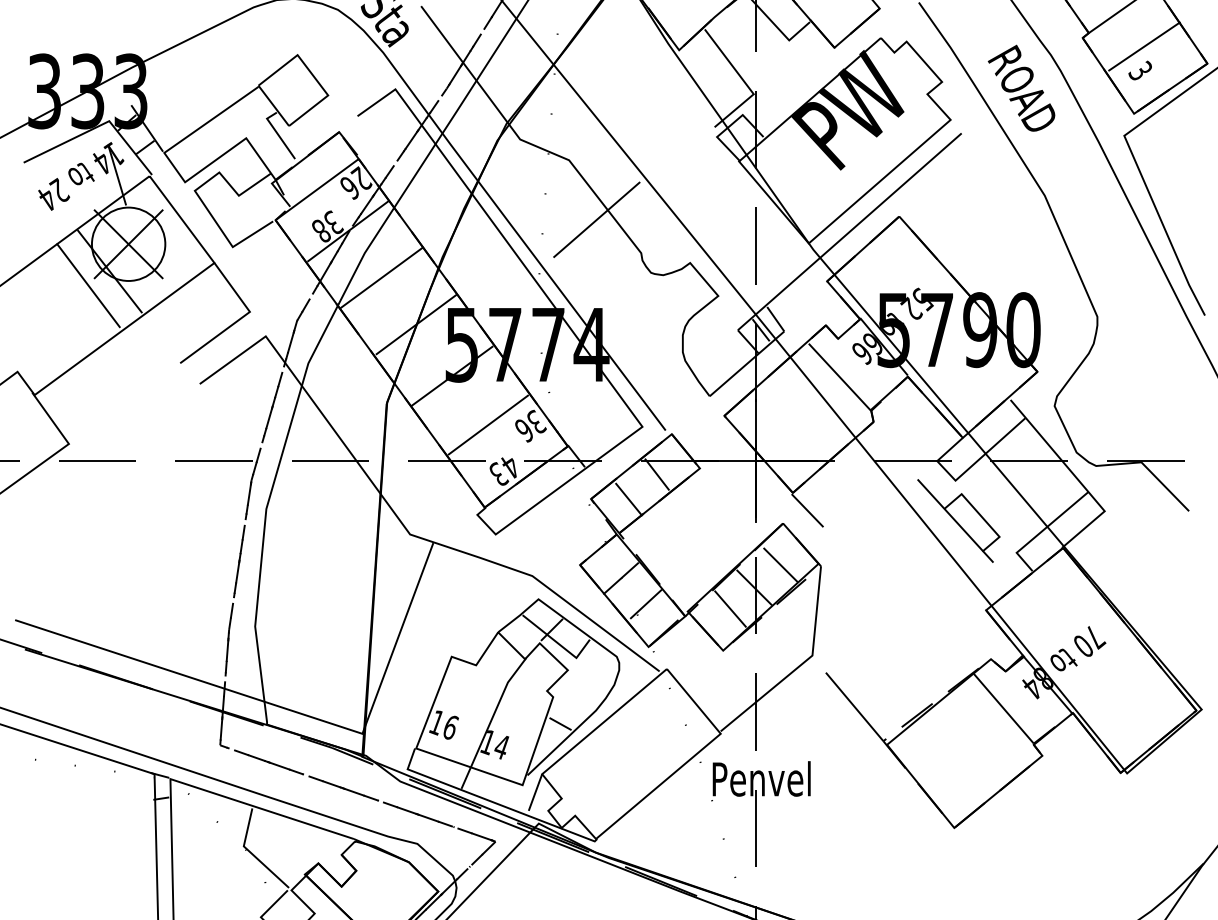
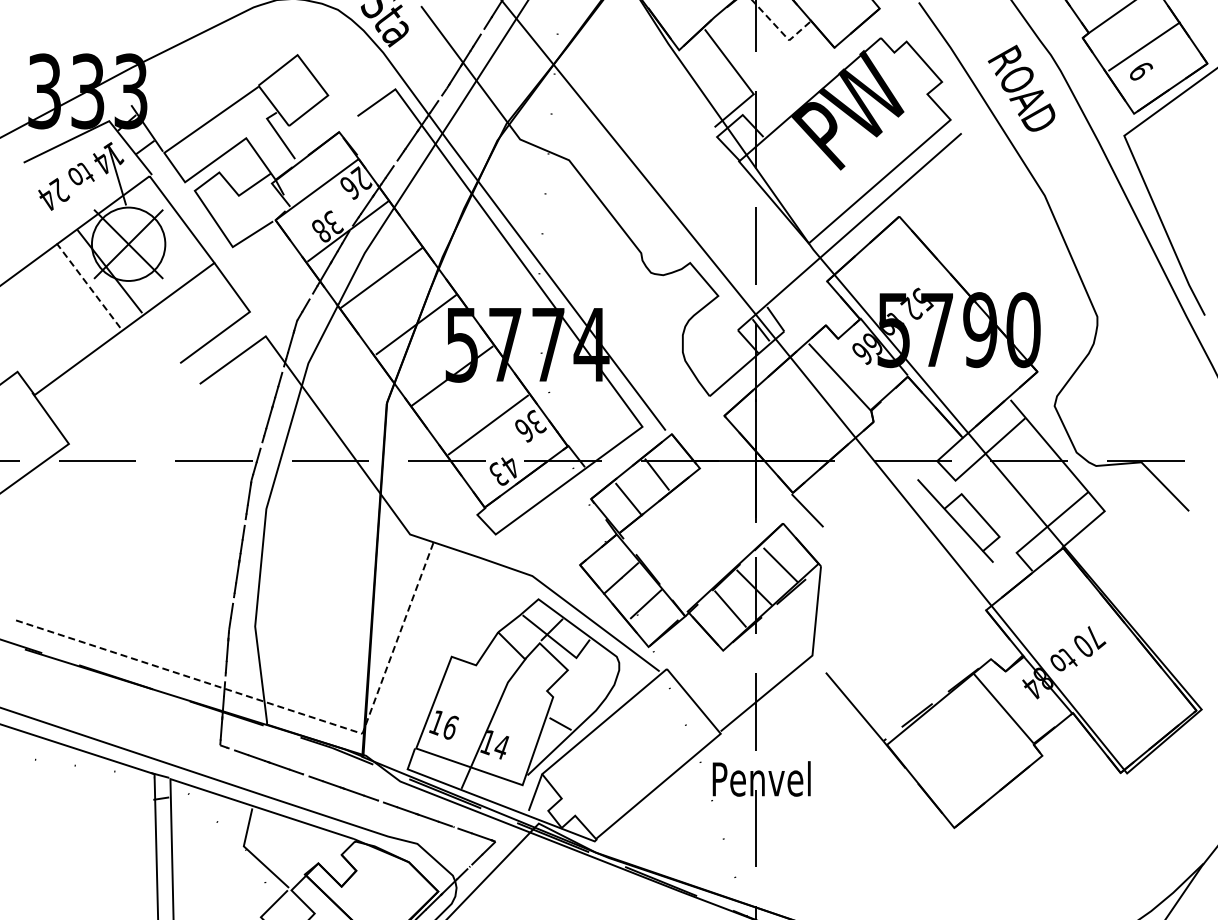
line: solid -> dashed (780, 30)
text: 3 -> 6 (1140, 70)
line: present -> none (596, 219)
line: solid -> dashed (88, 285)
line: solid -> dashed (285, 708)
